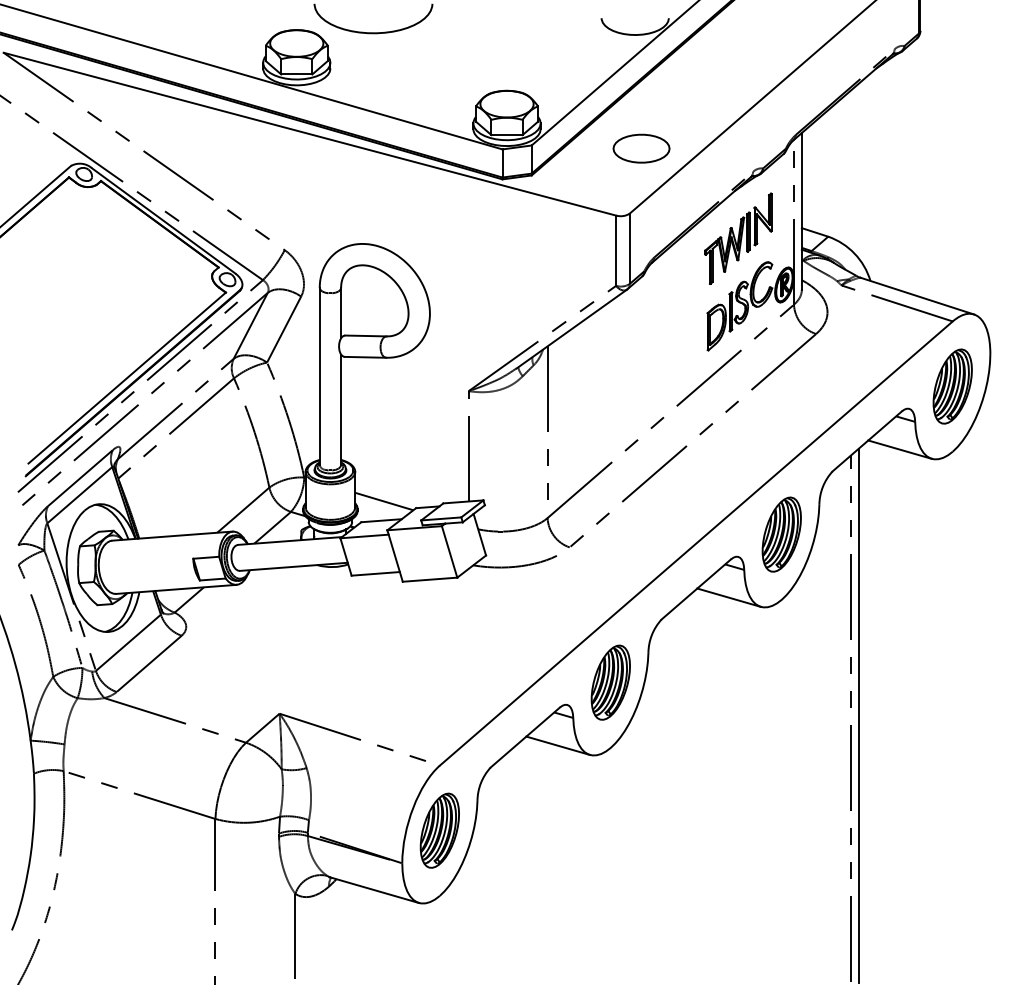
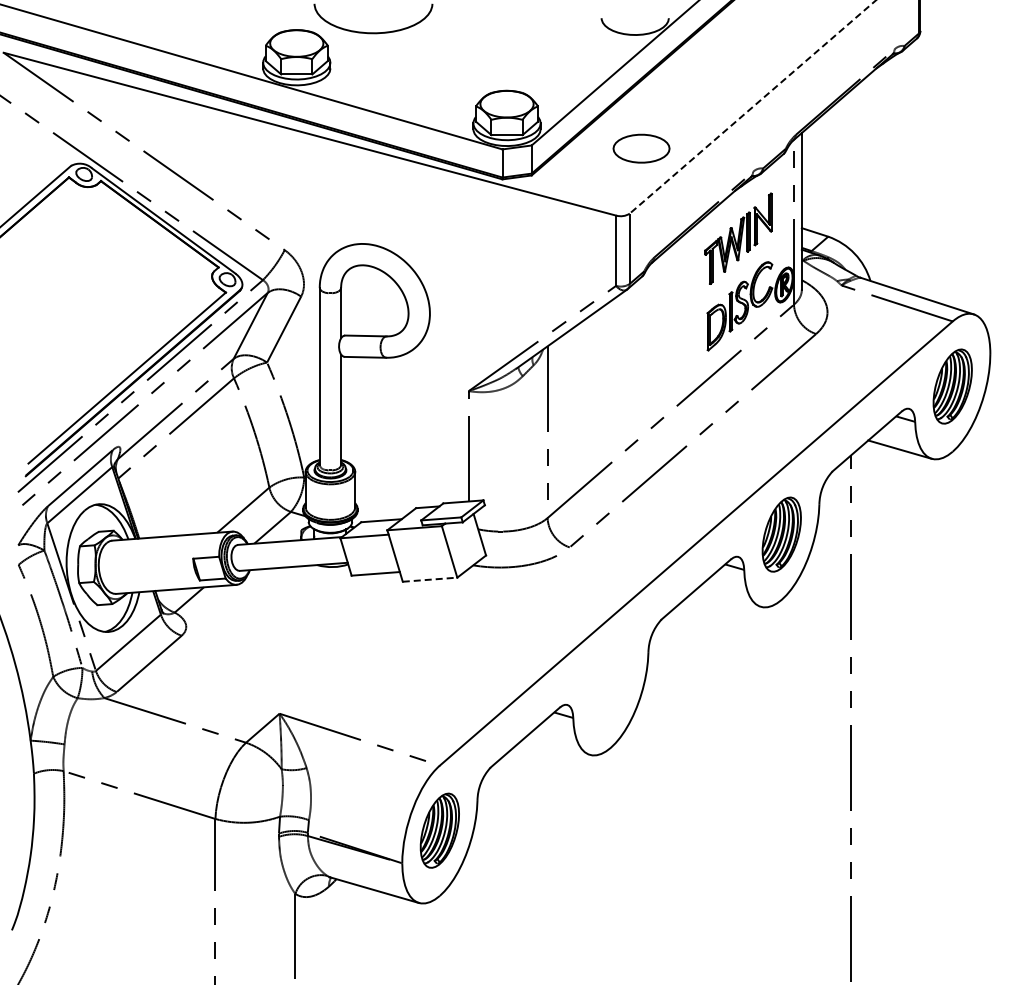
line: solid -> dashed (752, 107)
line: present -> none (384, 501)
line: solid -> dashed (430, 579)
line: present -> none (728, 597)
part: present -> none (610, 682)
line: present -> none (858, 714)
line: present -> none (557, 745)
